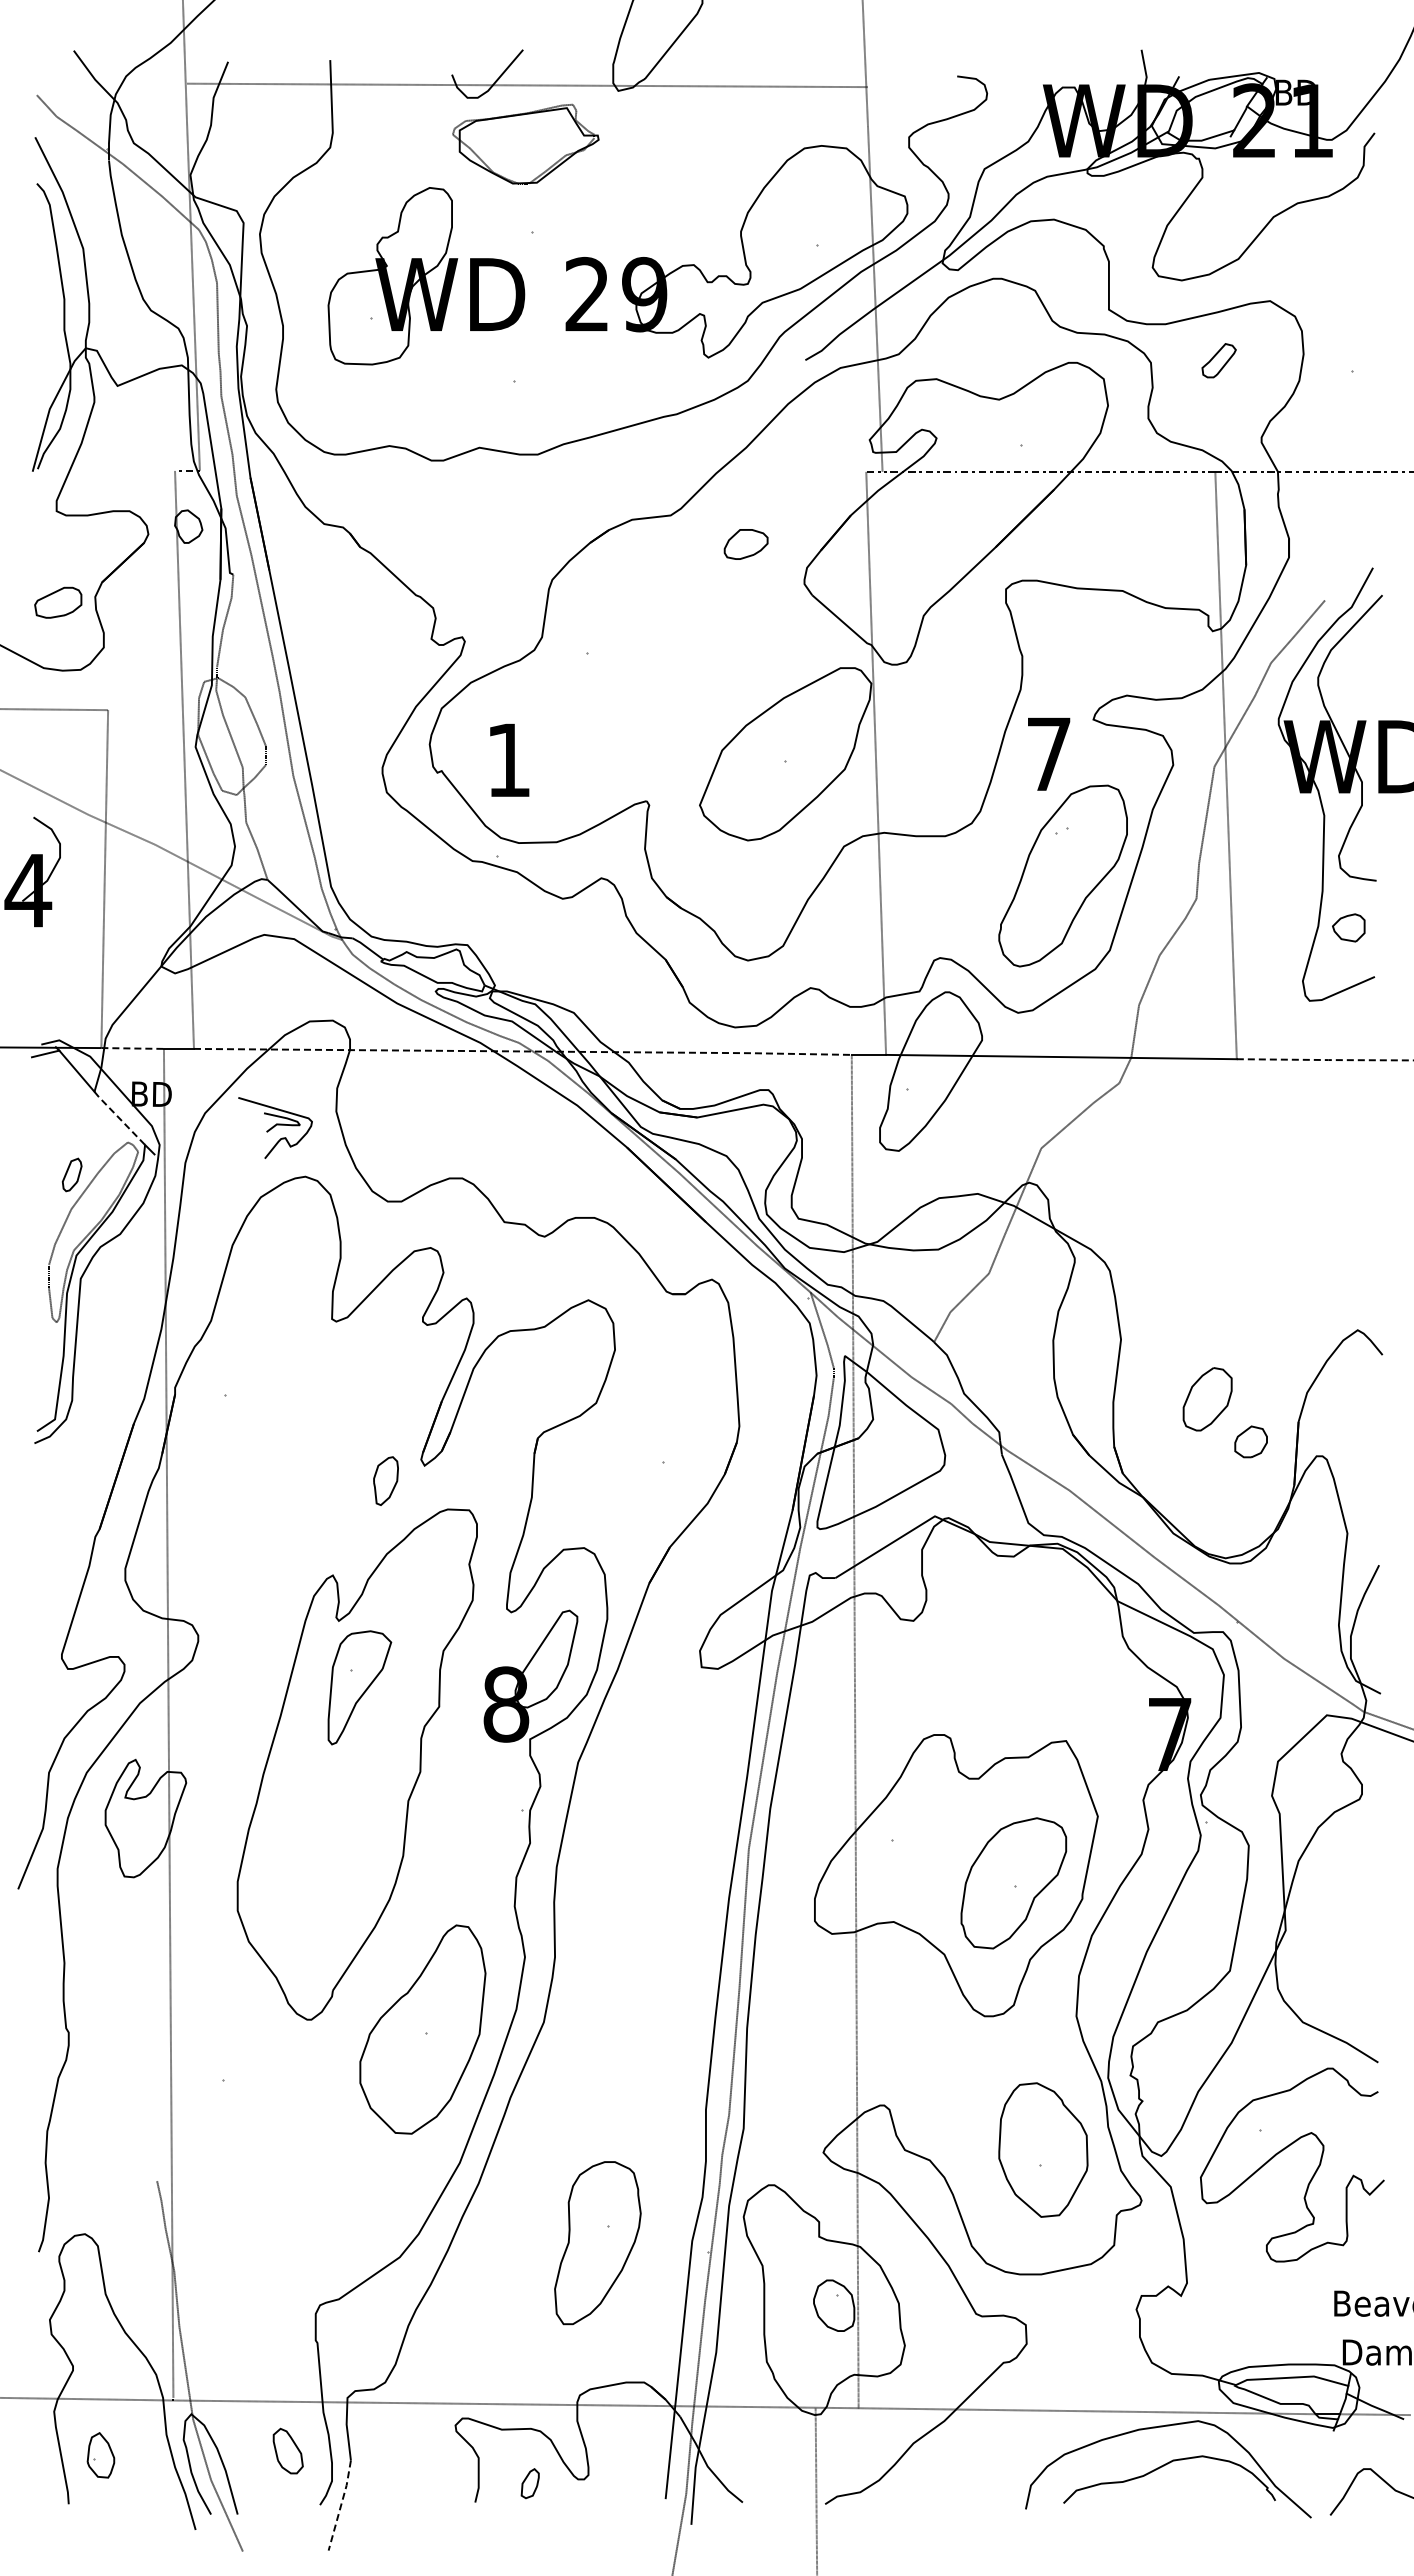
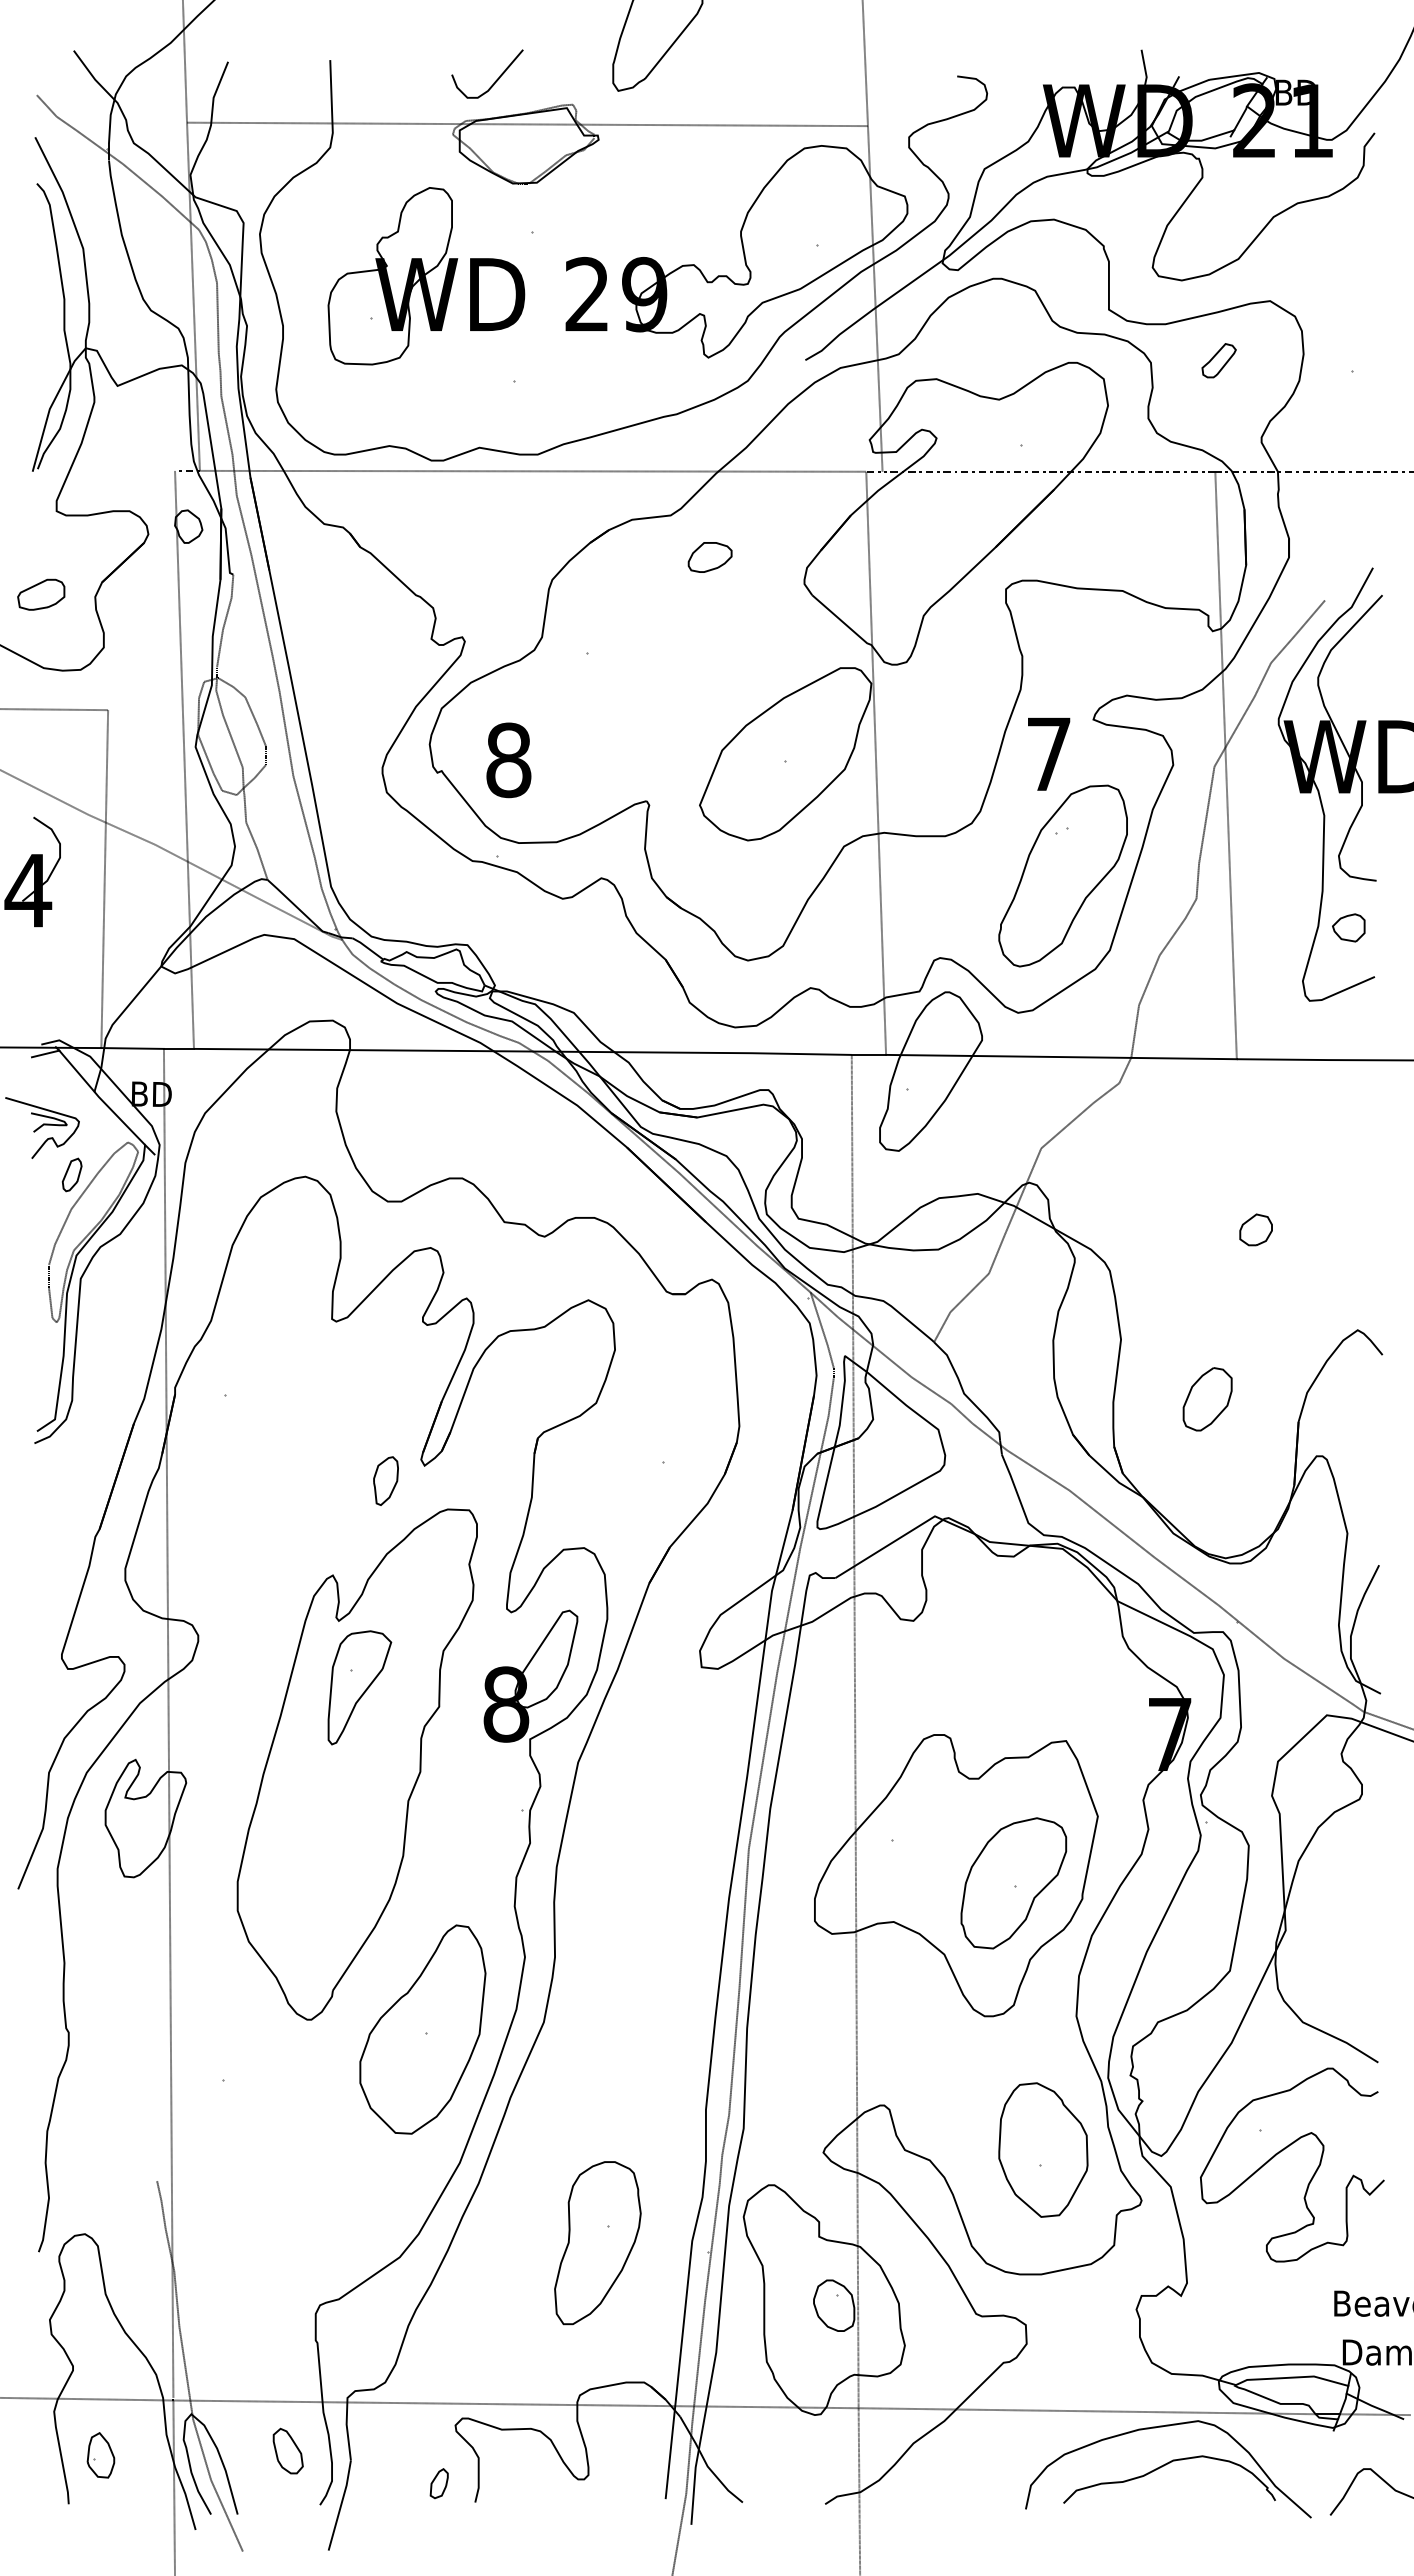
line position: (527, 85) -> (527, 124) (527, 124)
line: none -> present (532, 470)
part position: (745, 544) -> (709, 557) (709, 557)
part position: (58, 602) -> (41, 594) (41, 594)
text: 1 -> 8 (508, 760)
line: dashed -> solid (133, 1048)
line: dashed -> solid (523, 1051)
line: dashed -> solid (1325, 1060)
line: dashed -> solid (119, 1118)
part position: (275, 1127) -> (42, 1127) (42, 1127)
part position: (1250, 1441) -> (1255, 1229) (1255, 1229)
part position: (529, 2483) -> (438, 2483) (438, 2483)
line: none -> present (173, 2486)
line position: (816, 2490) -> (859, 2490) (859, 2490)
line: dashed -> solid (341, 2505)
